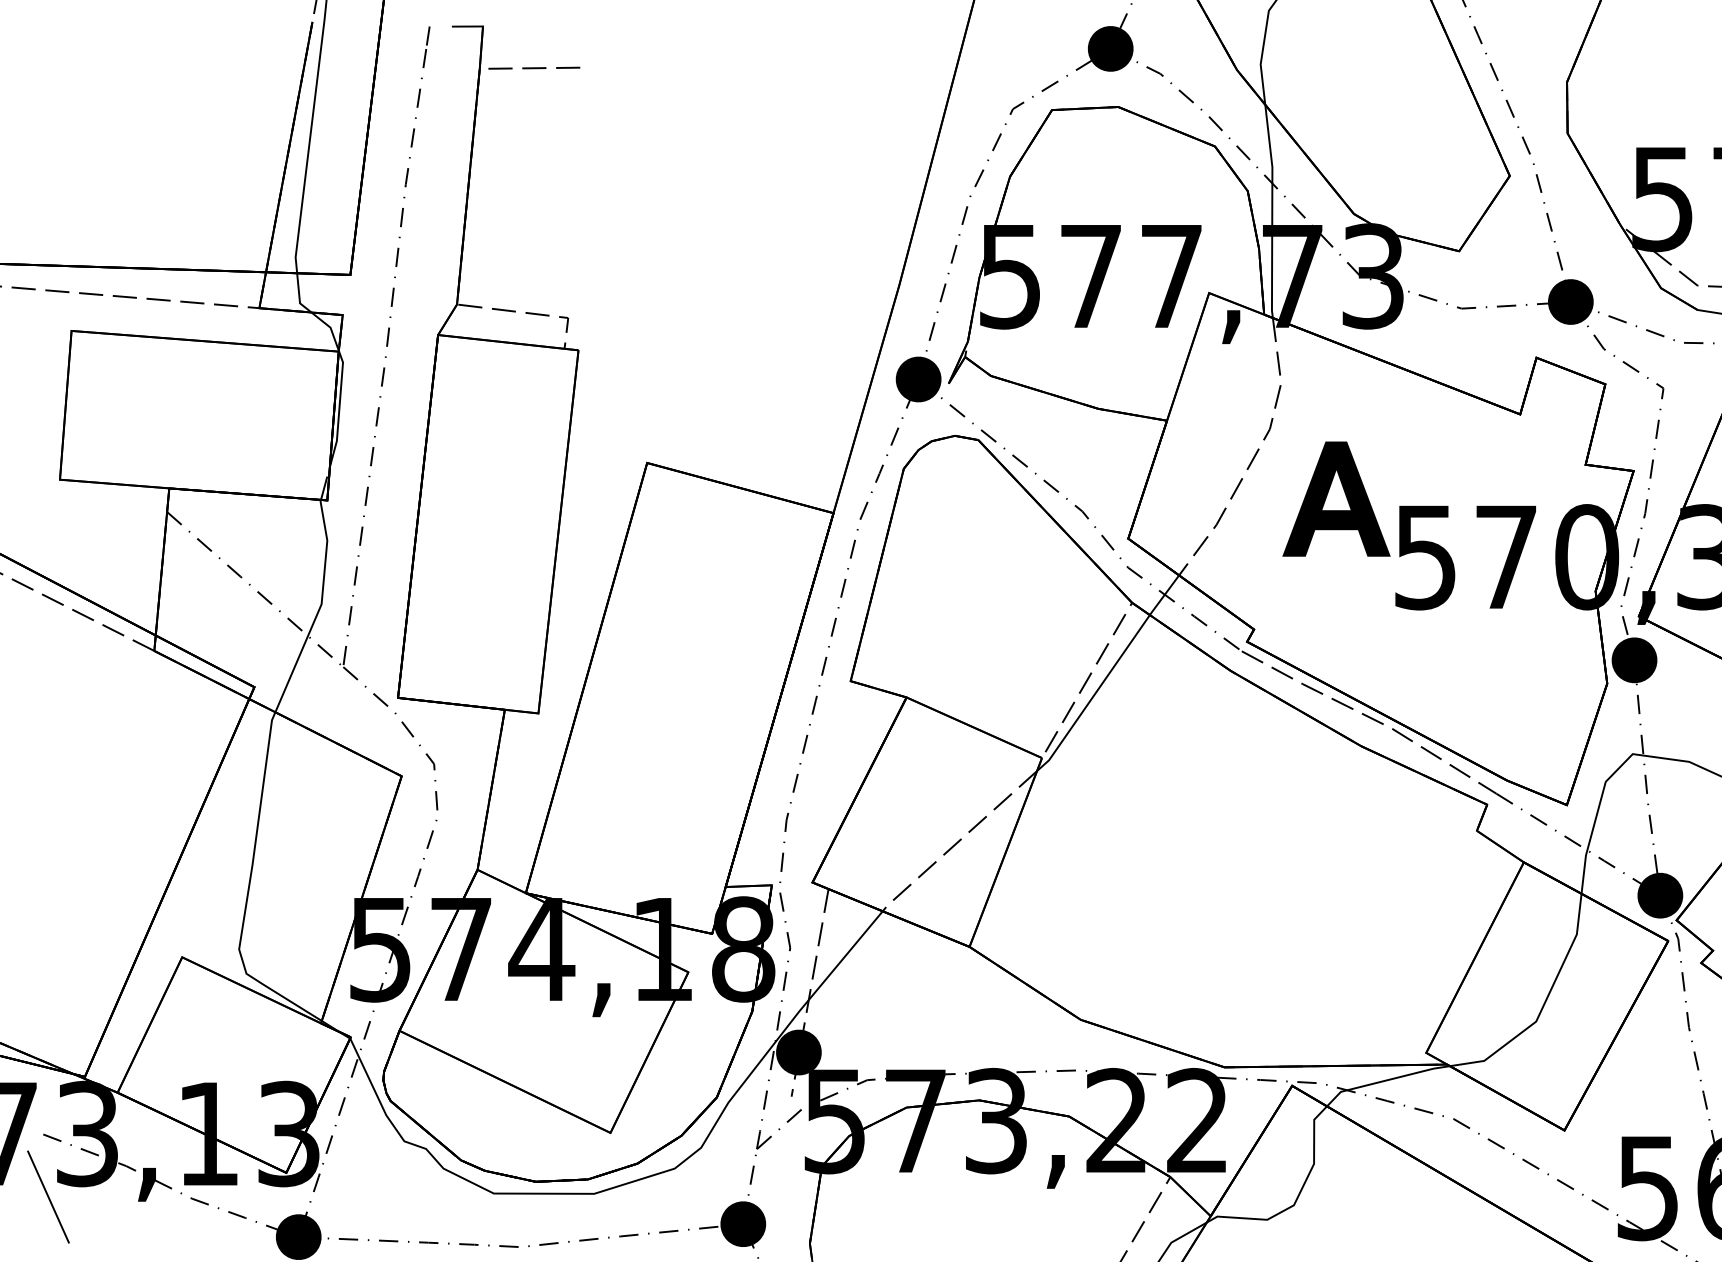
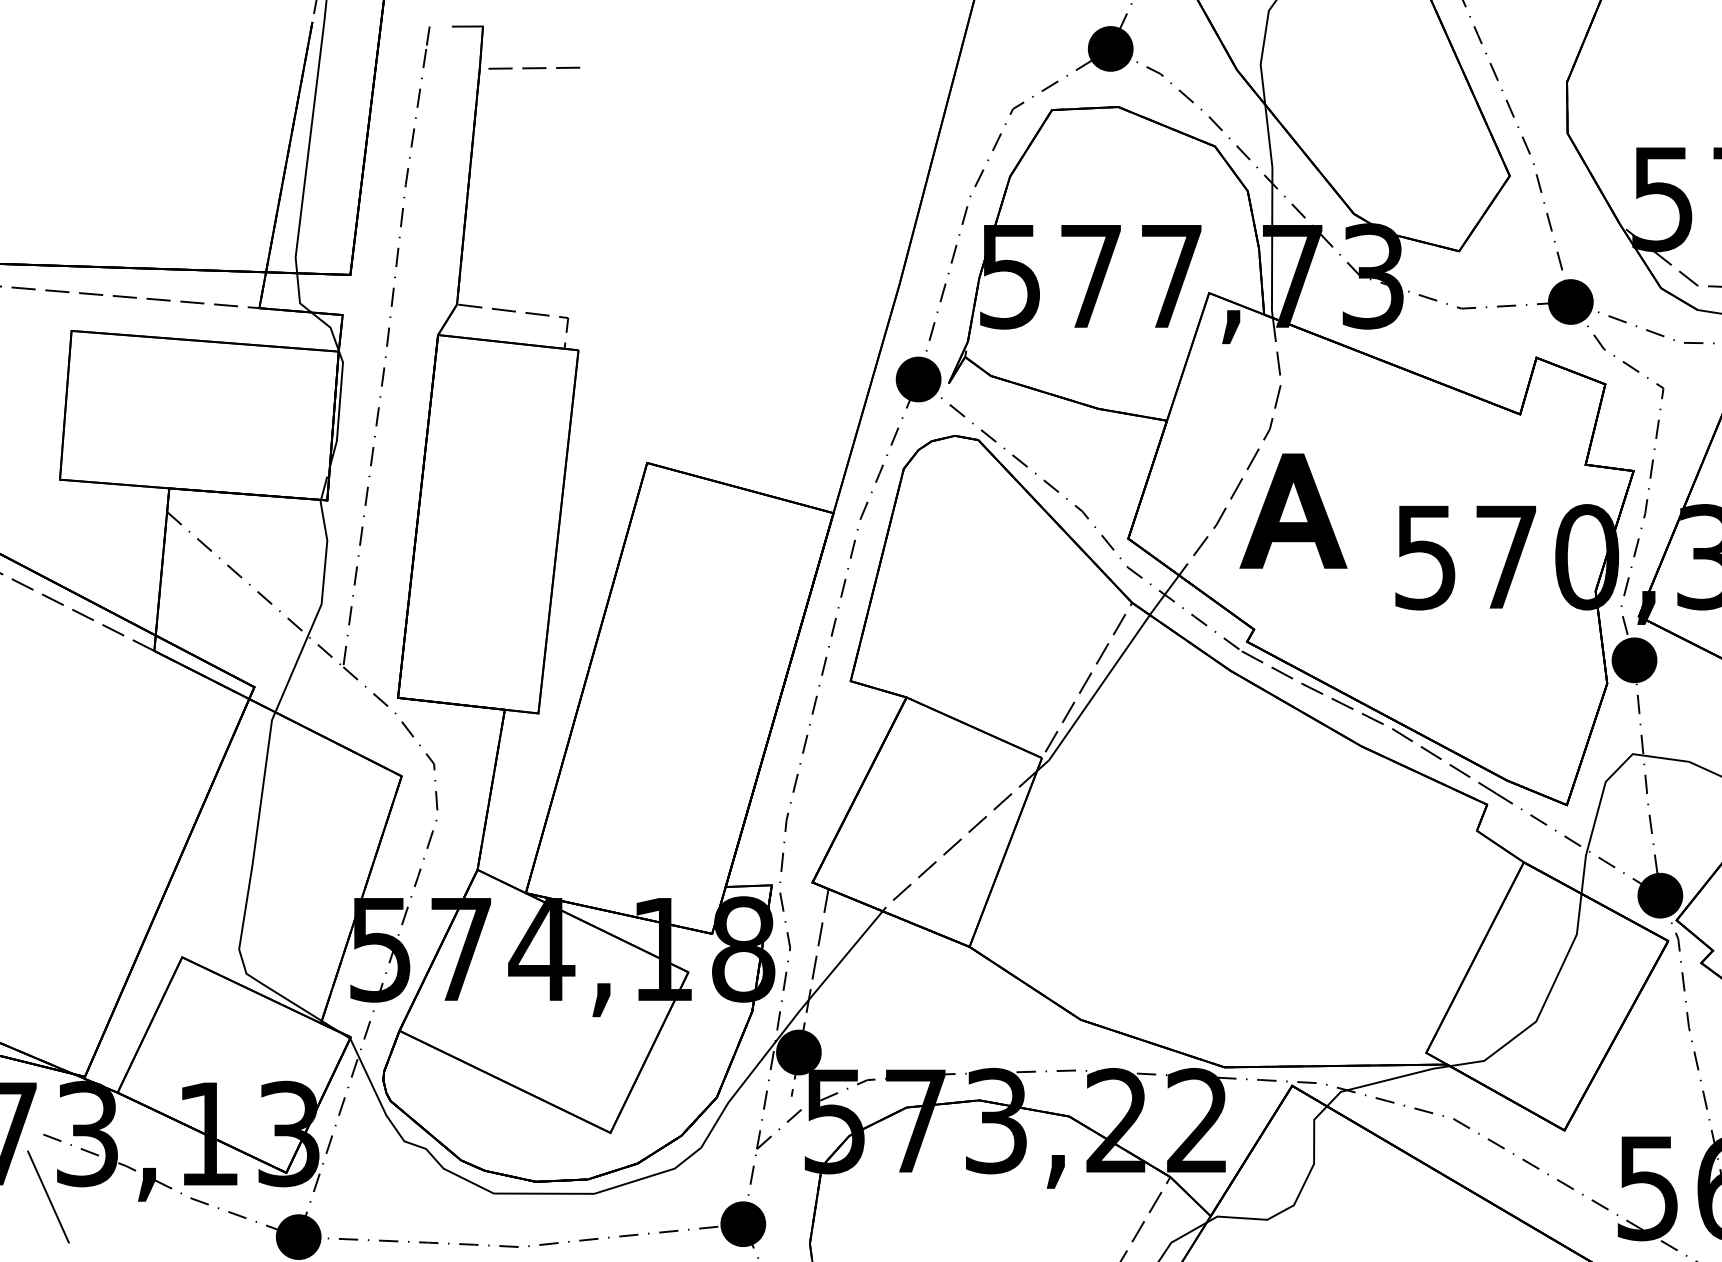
part position: (1336, 498) -> (1293, 510) (1293, 510)
